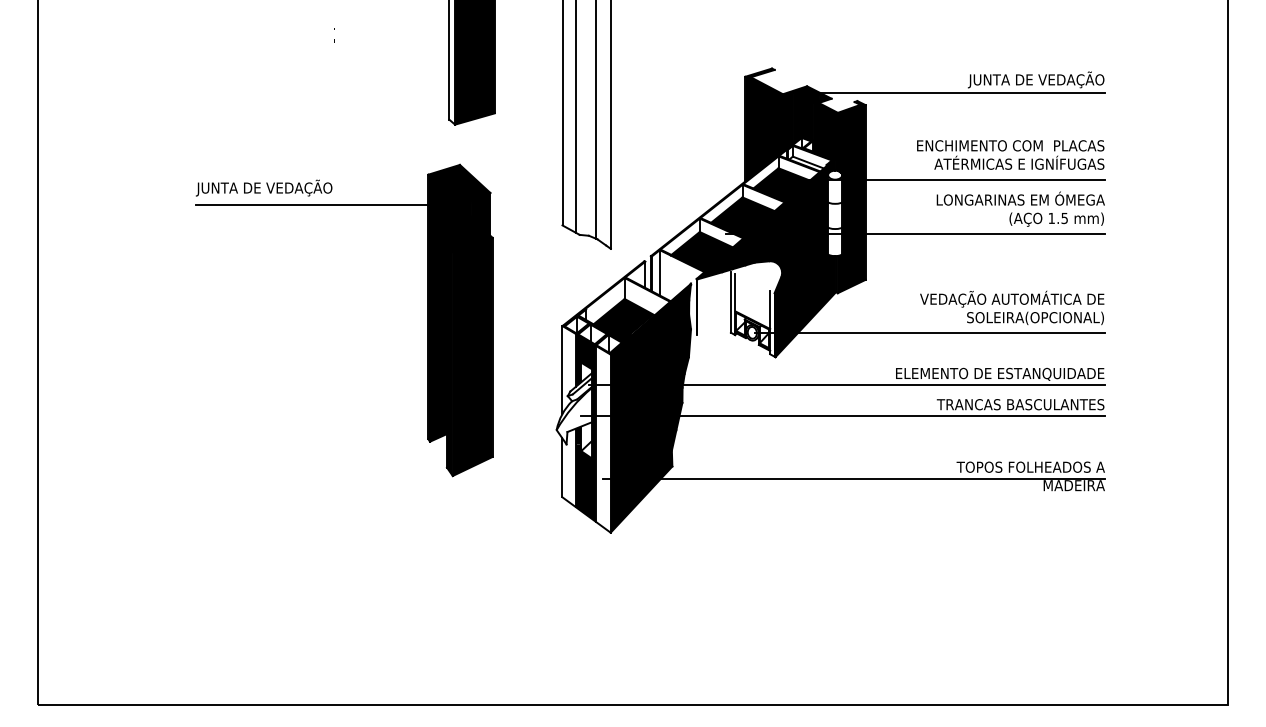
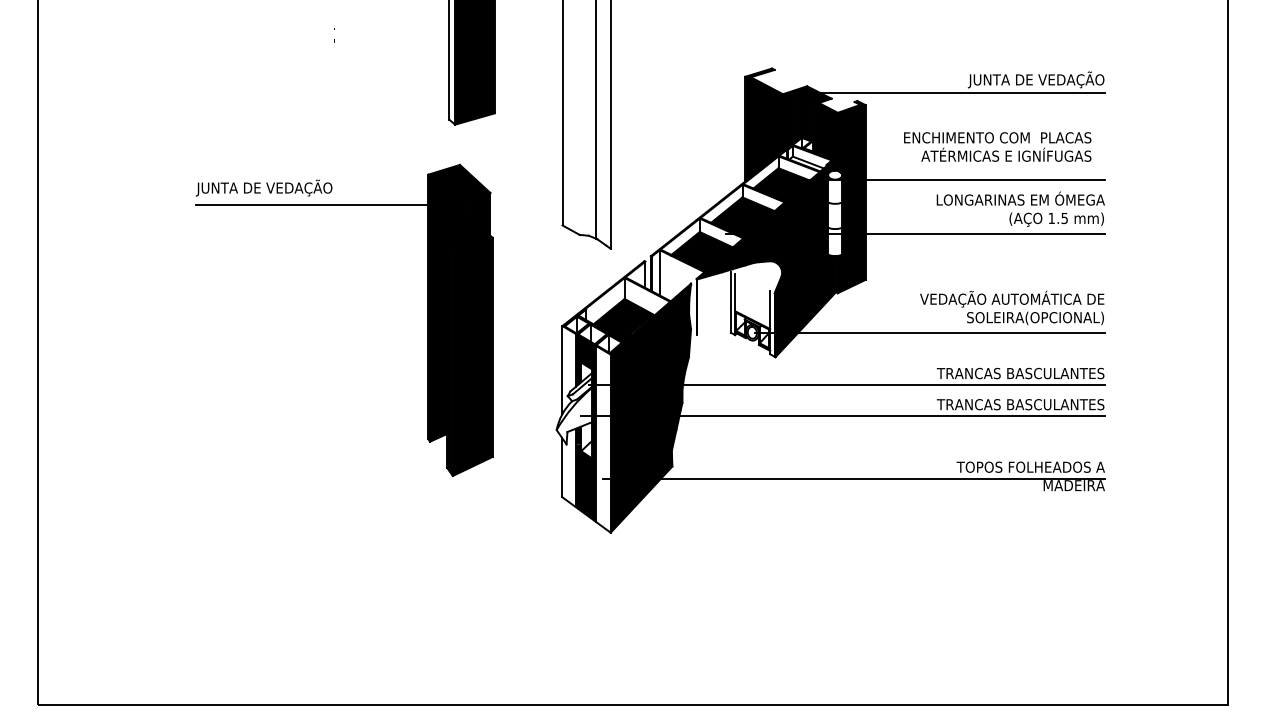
line: present -> none (576, 117)
text position: (1010, 154) -> (997, 146) (997, 146)
text: ELEMENTO DE ESTANQUIDADE -> TRANCAS BASCULANTES (1000, 373)
